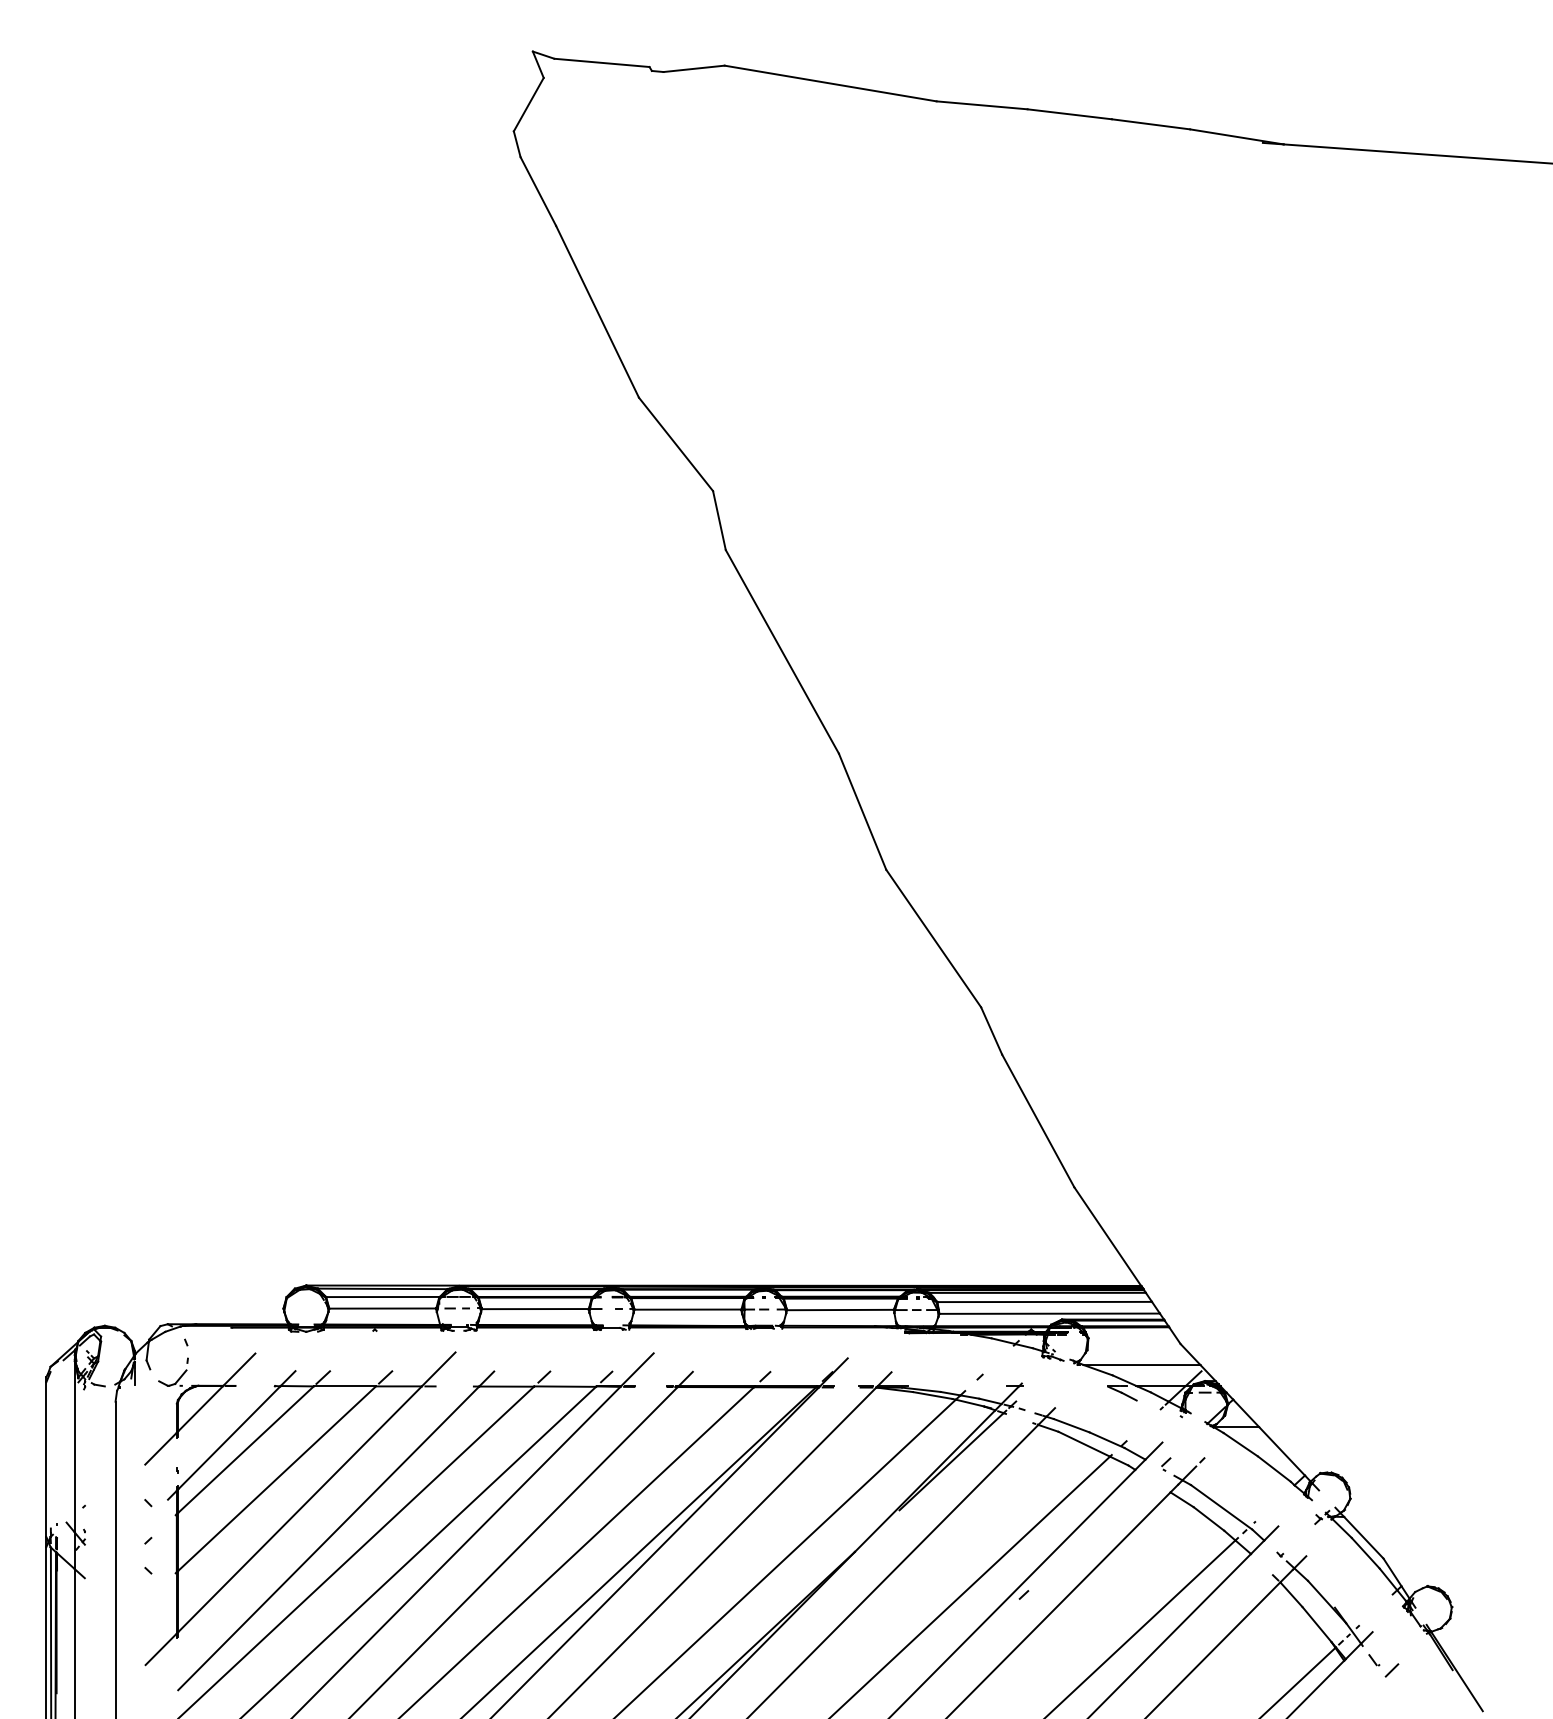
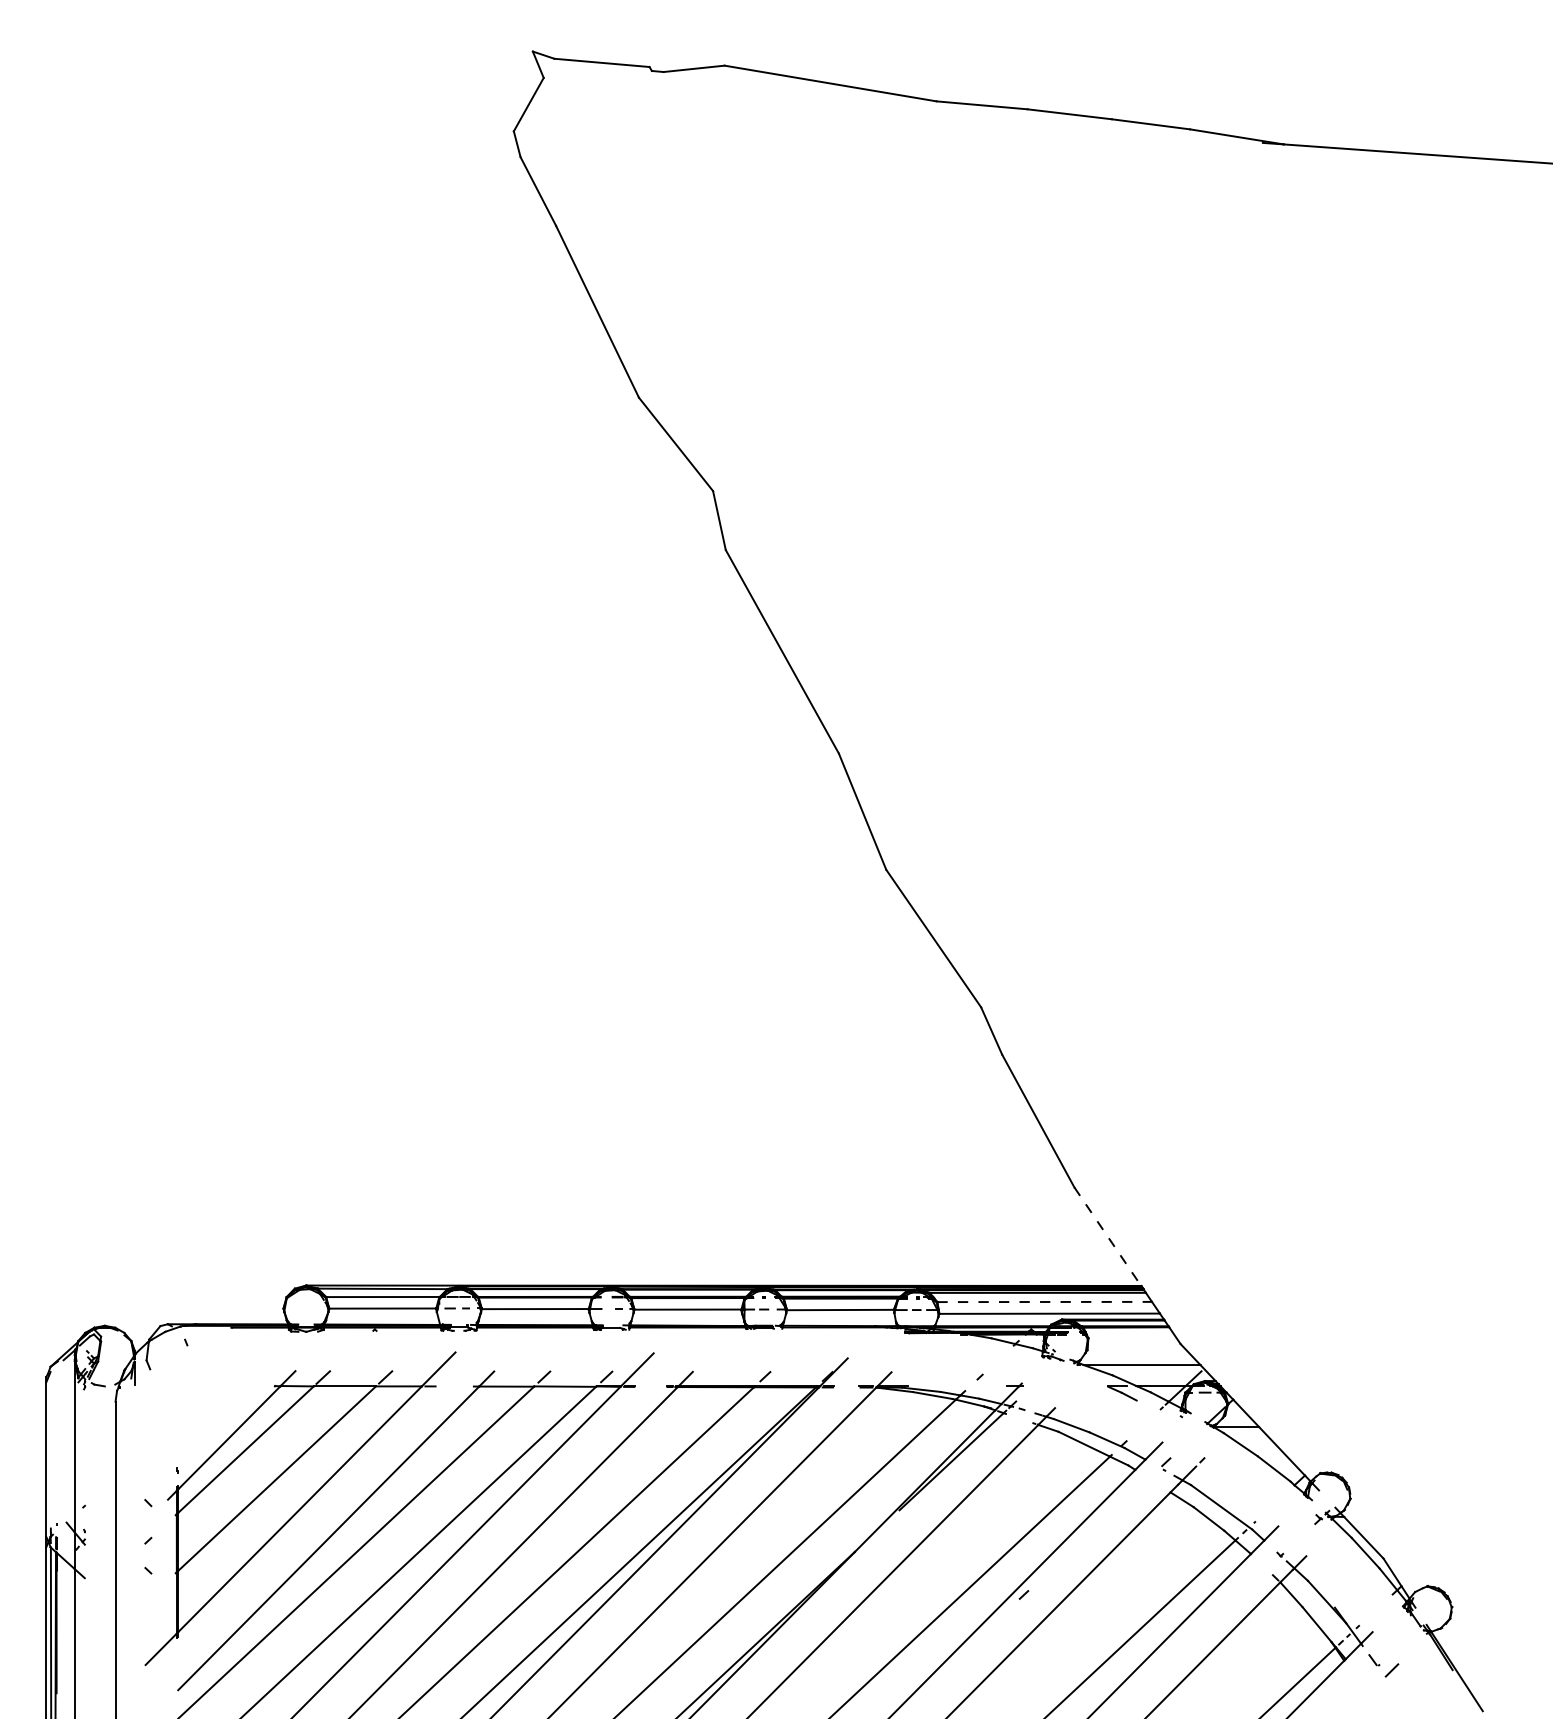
line: solid -> dashed (1107, 1236)
line: solid -> dashed (1045, 1301)
part: present -> none (200, 1408)
